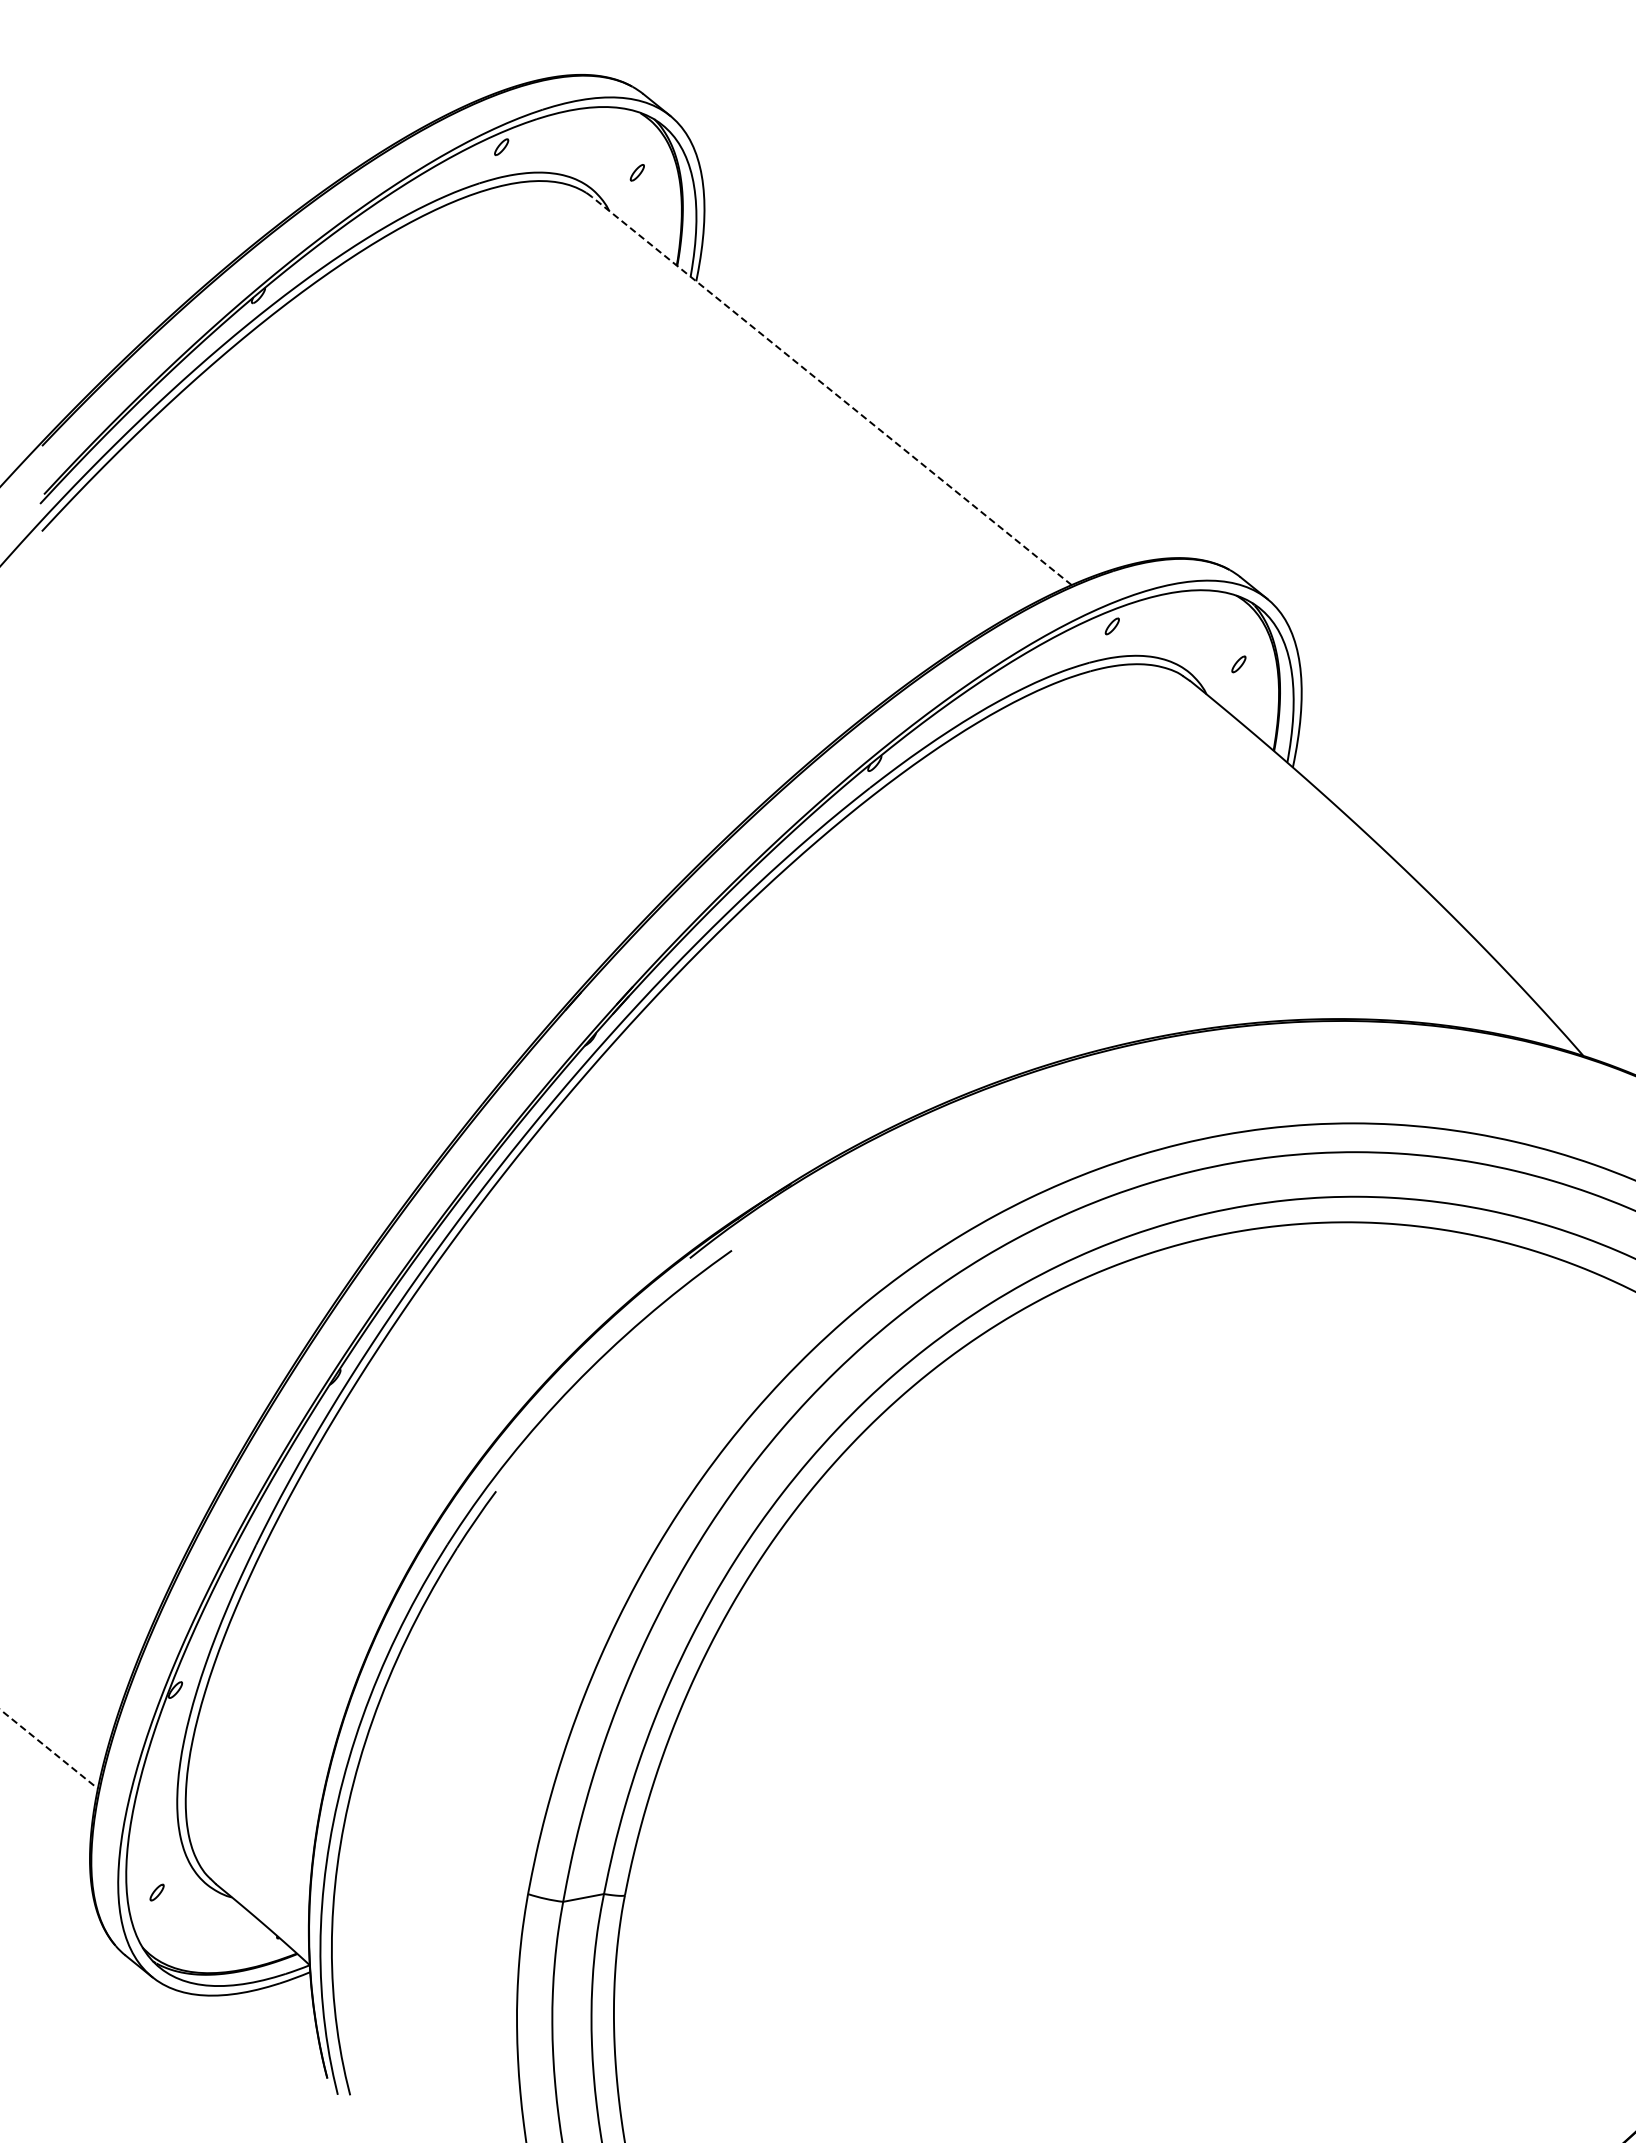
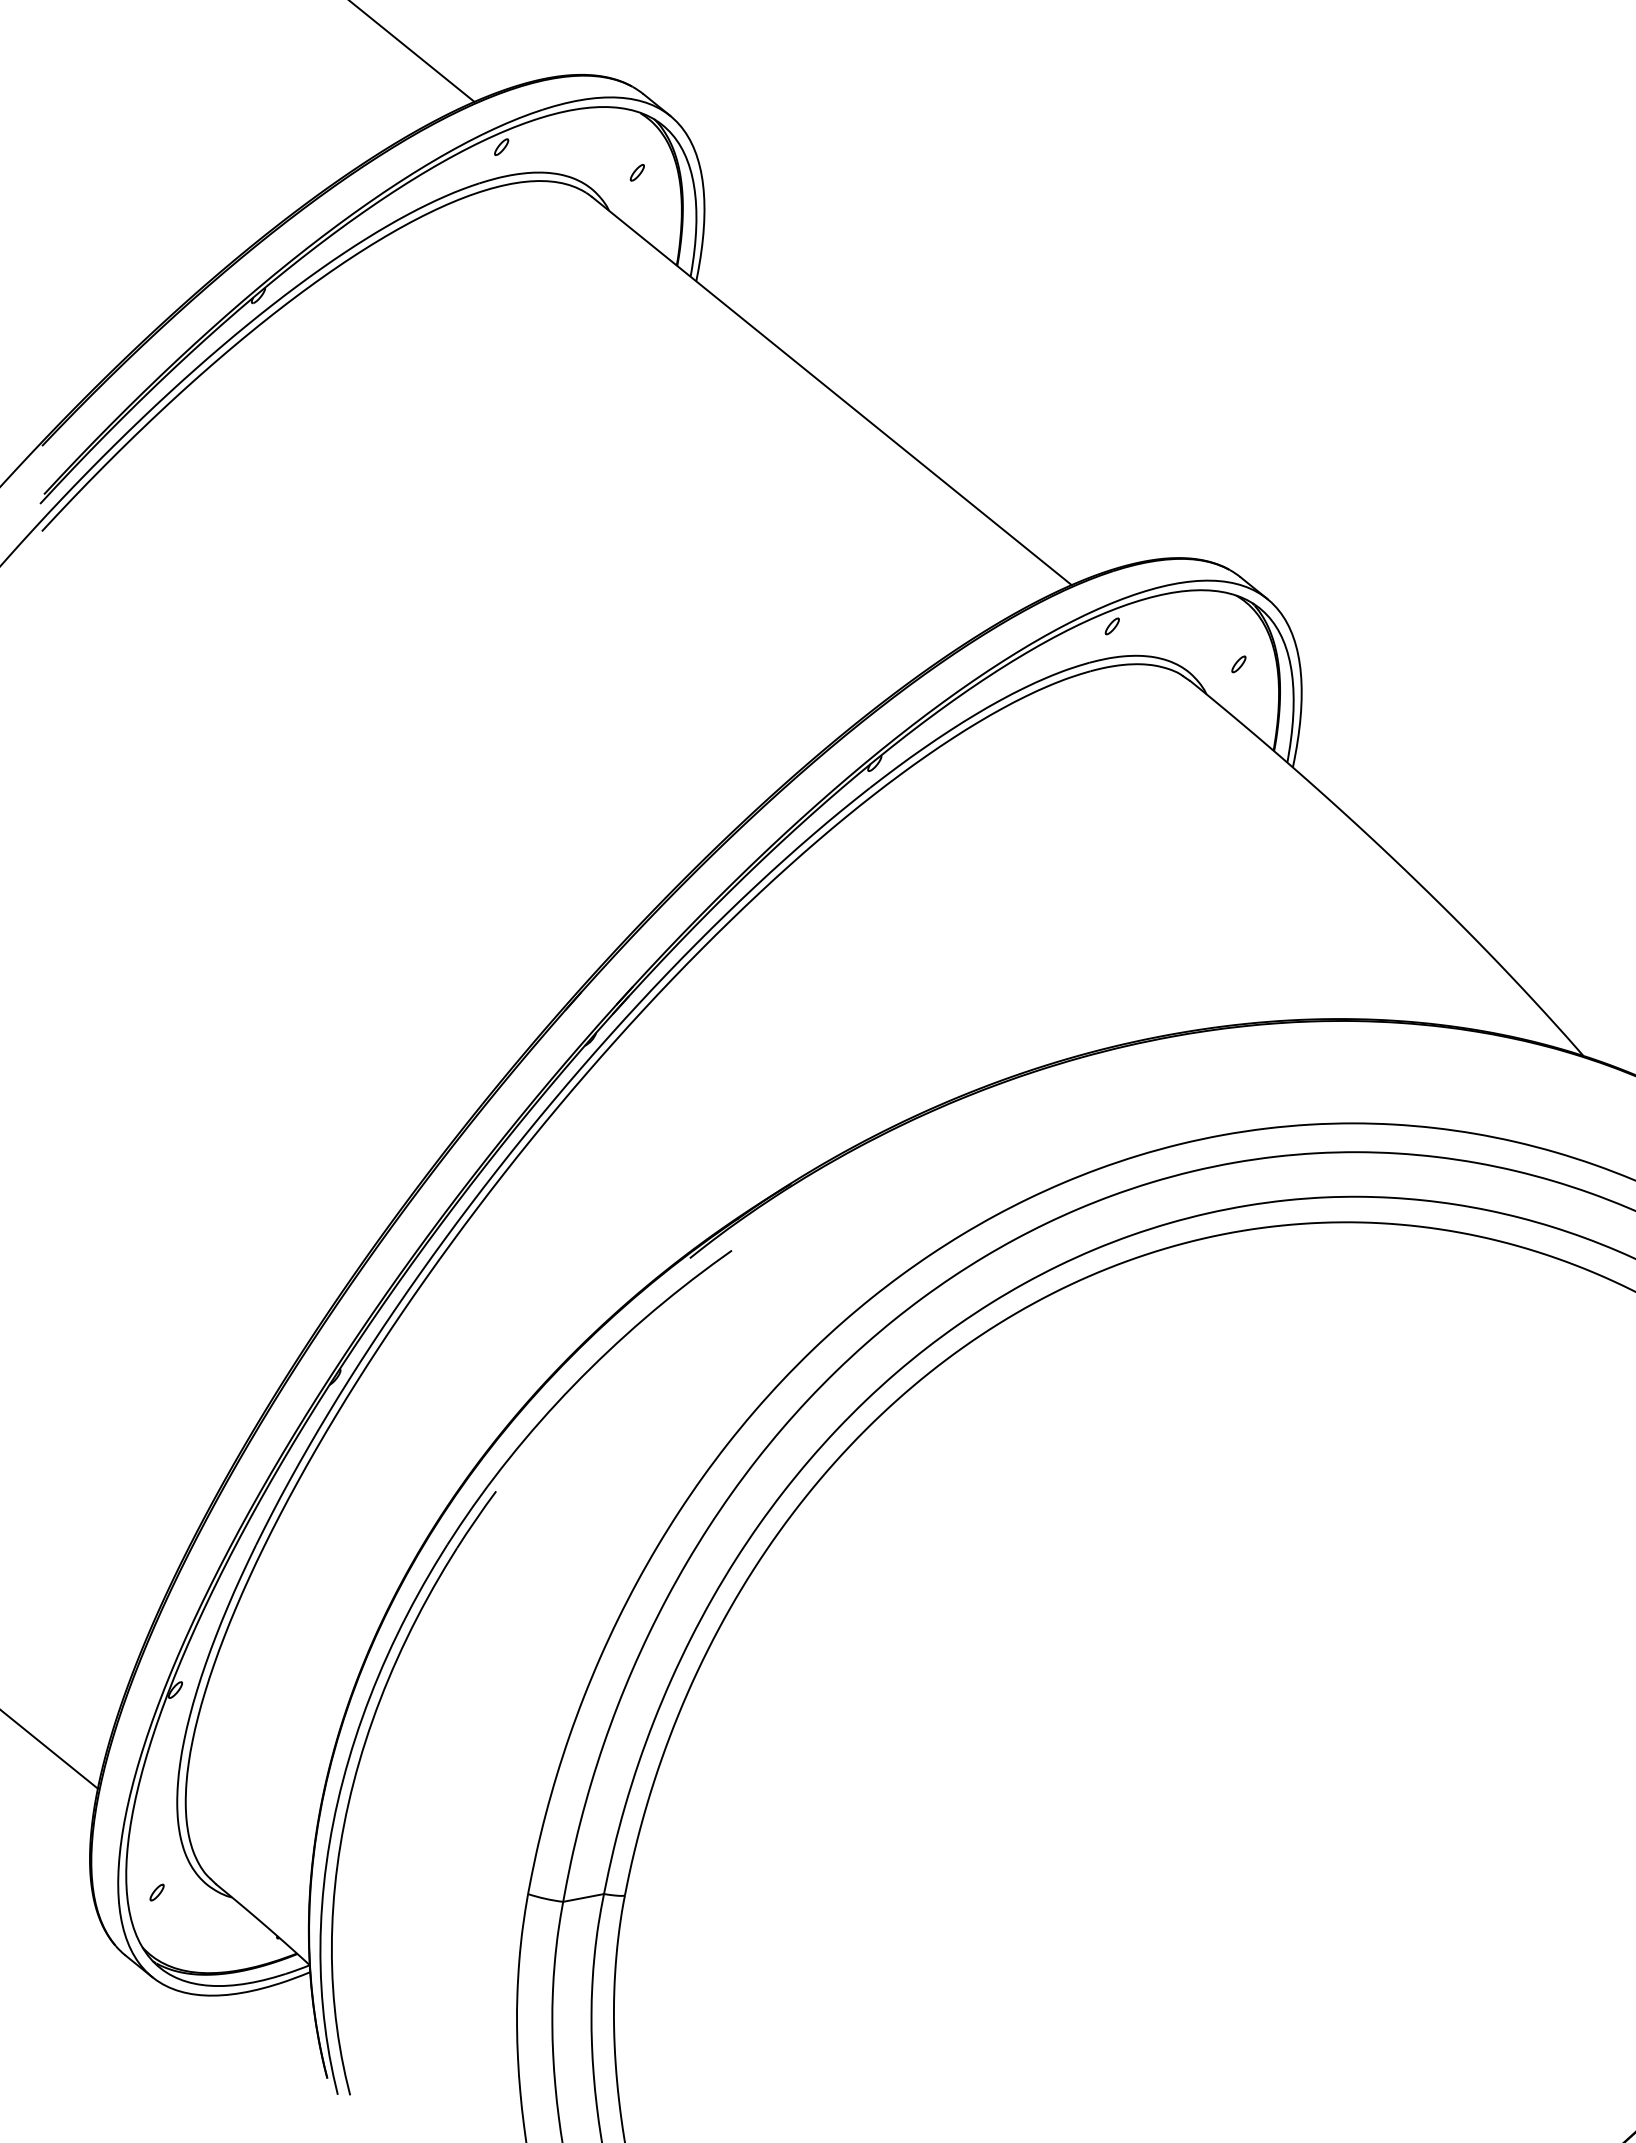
line: none -> present (412, 51)
line: dashed -> solid (831, 390)
line: dashed -> solid (49, 1749)
